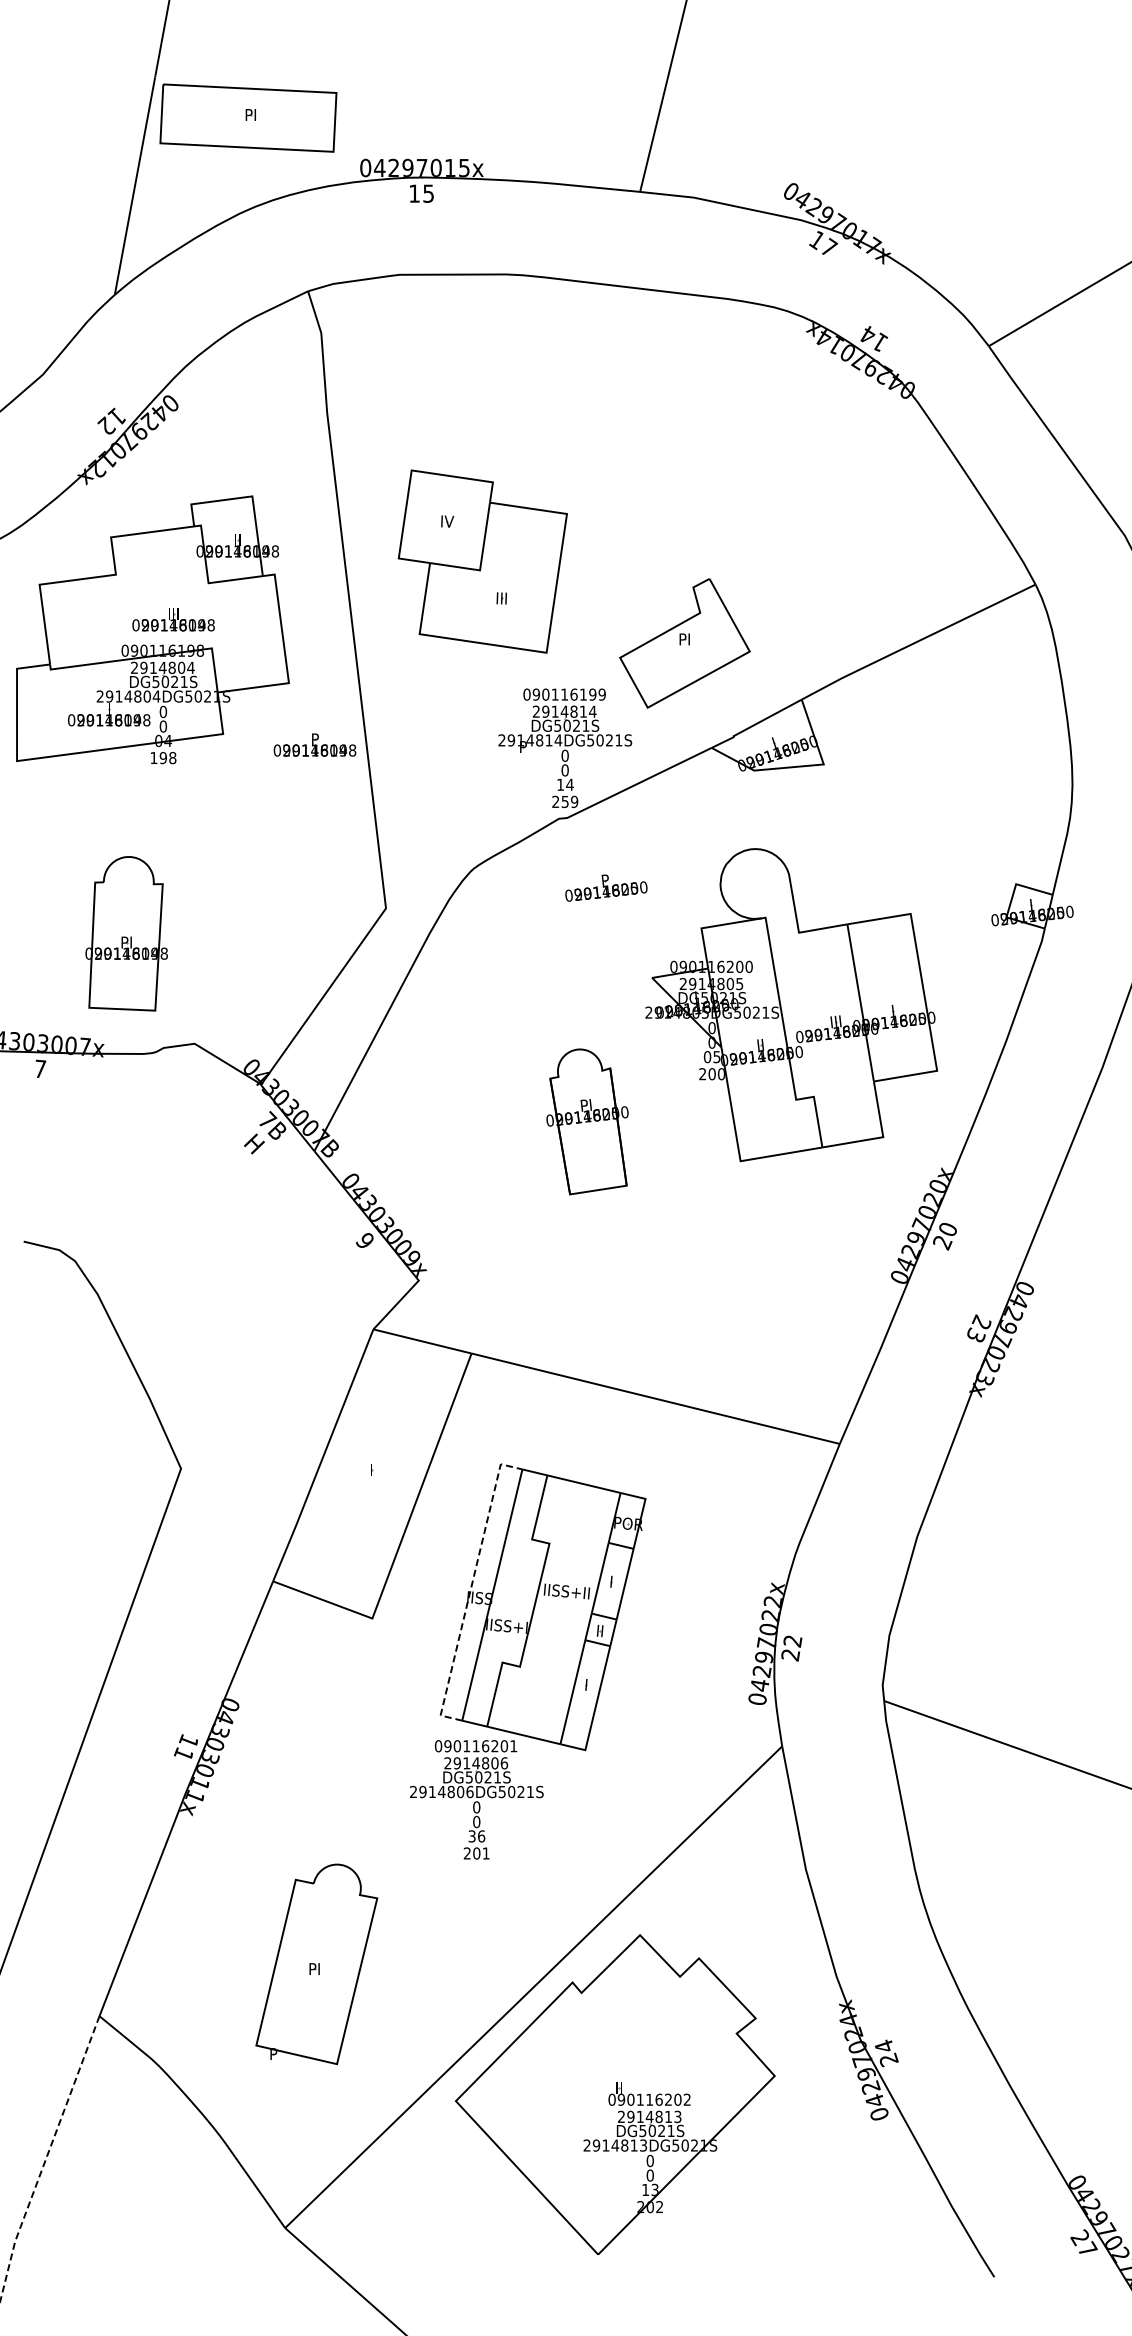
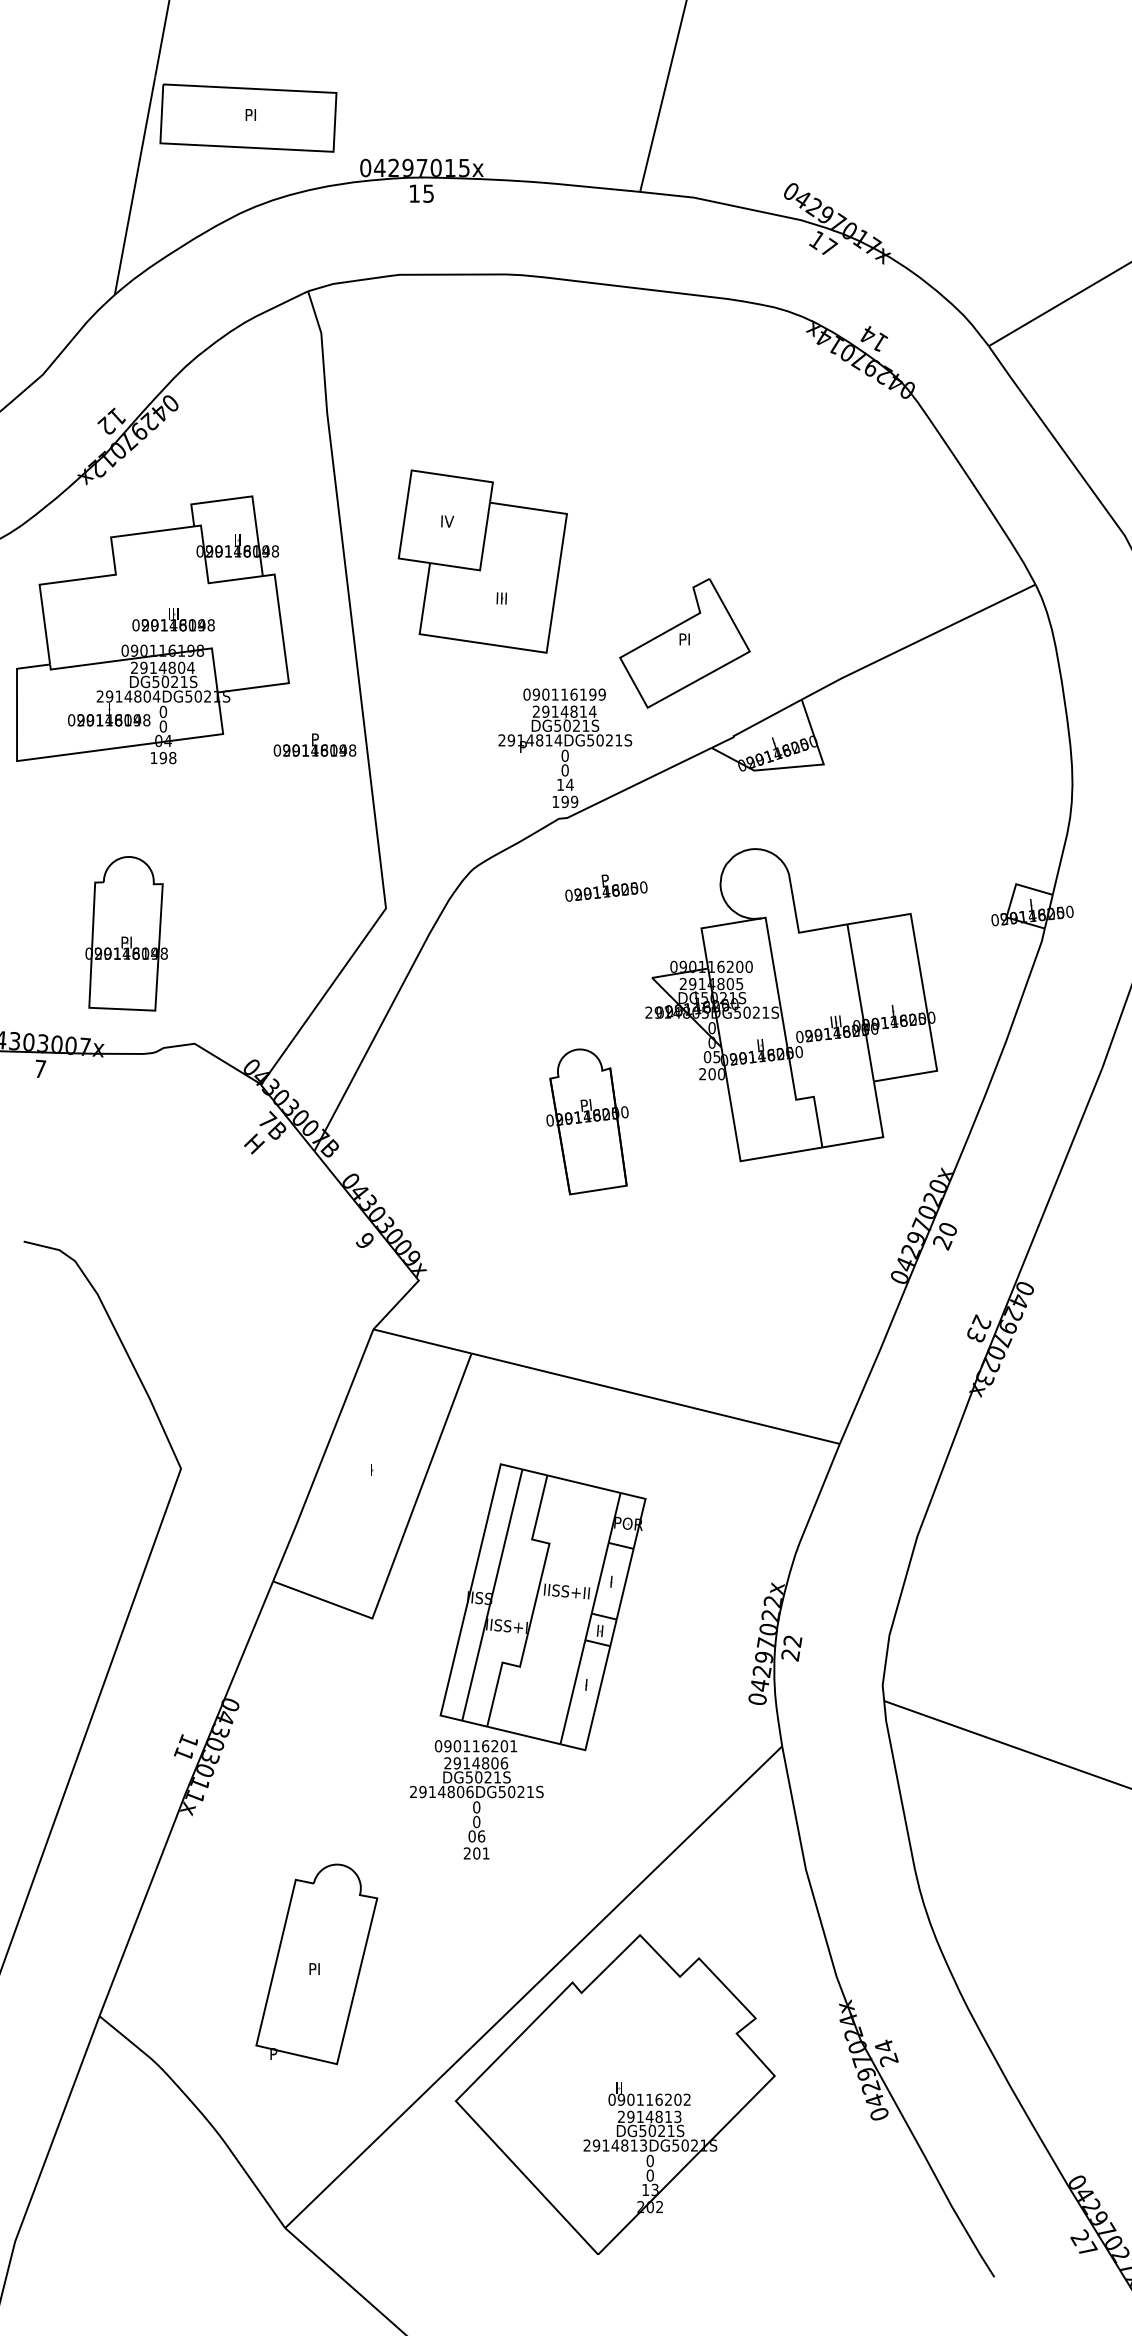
text: 259 -> 199 (560, 801)
line: dashed -> solid (470, 1589)
text: 36 -> 06 (471, 1836)
line: dashed -> solid (45, 2159)
